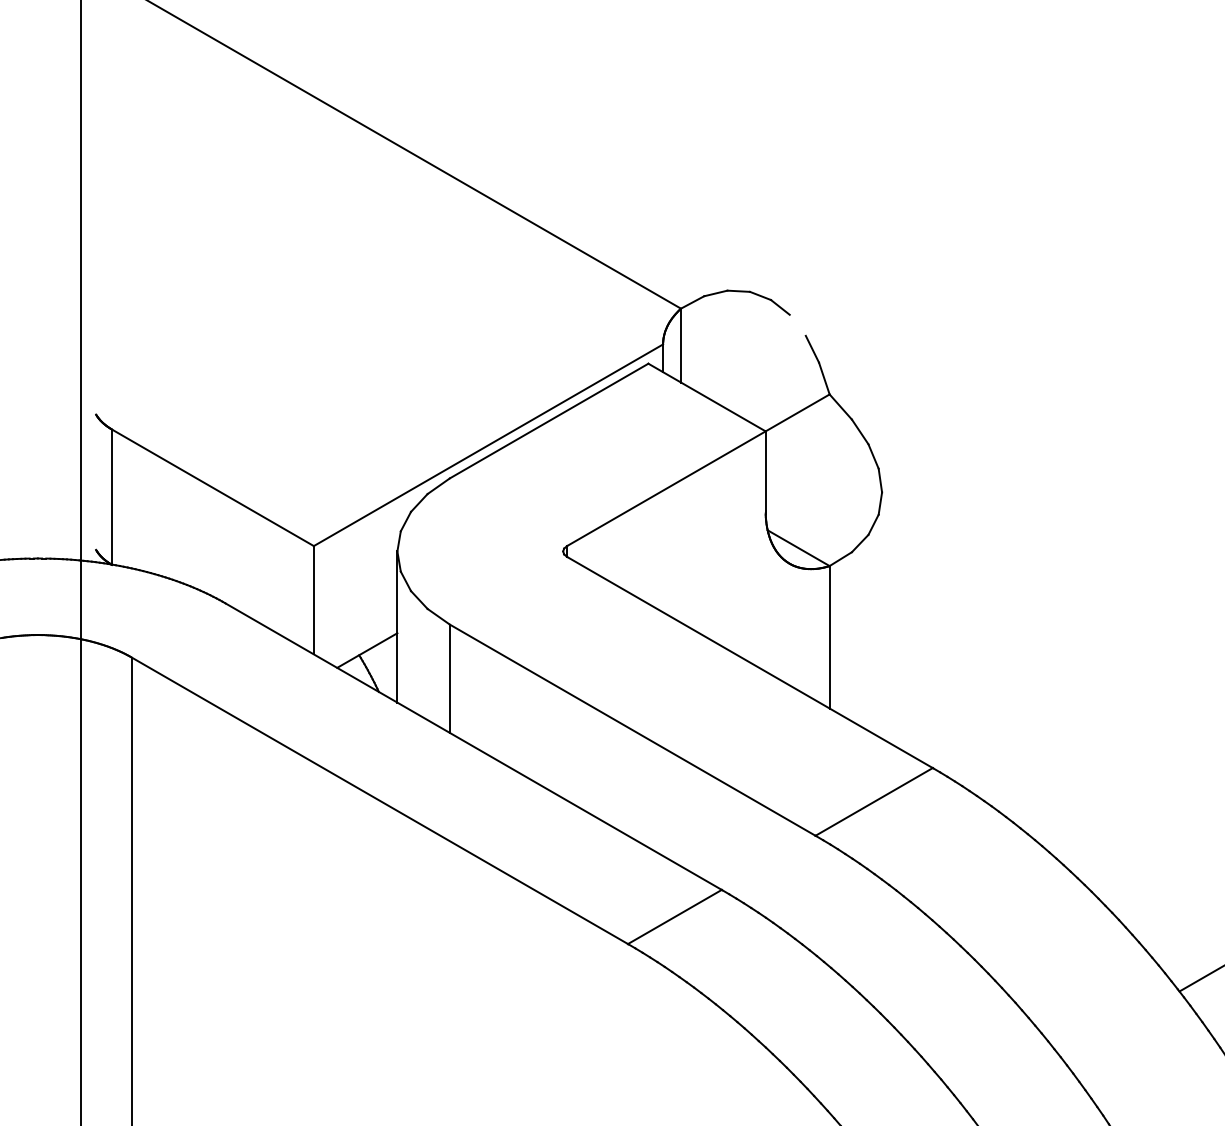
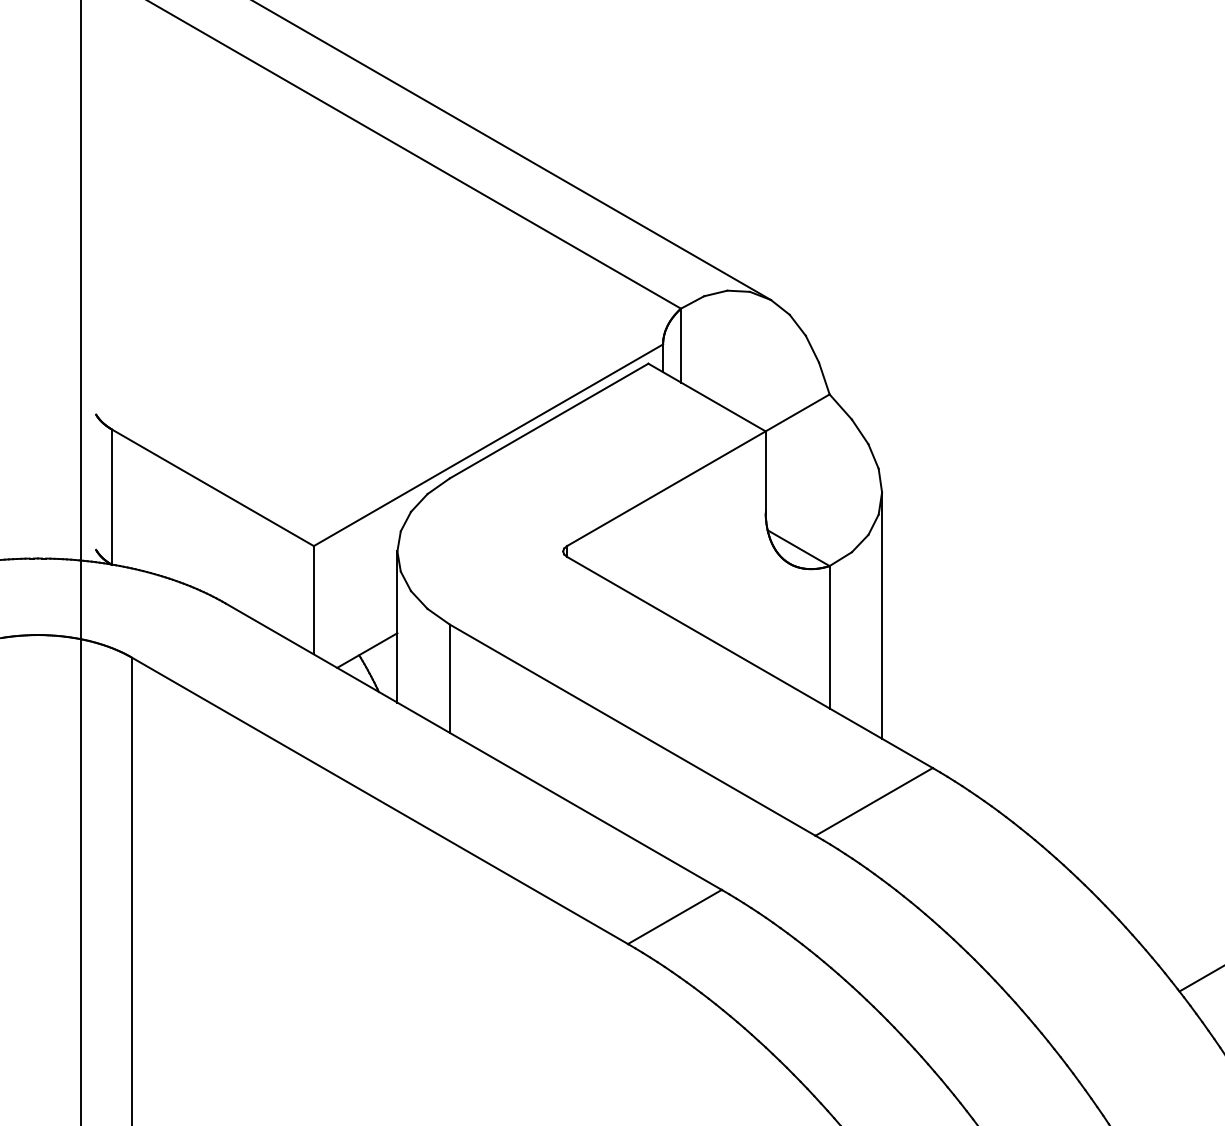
line: none -> present (512, 151)
line: none -> present (797, 324)
line: none -> present (882, 615)
